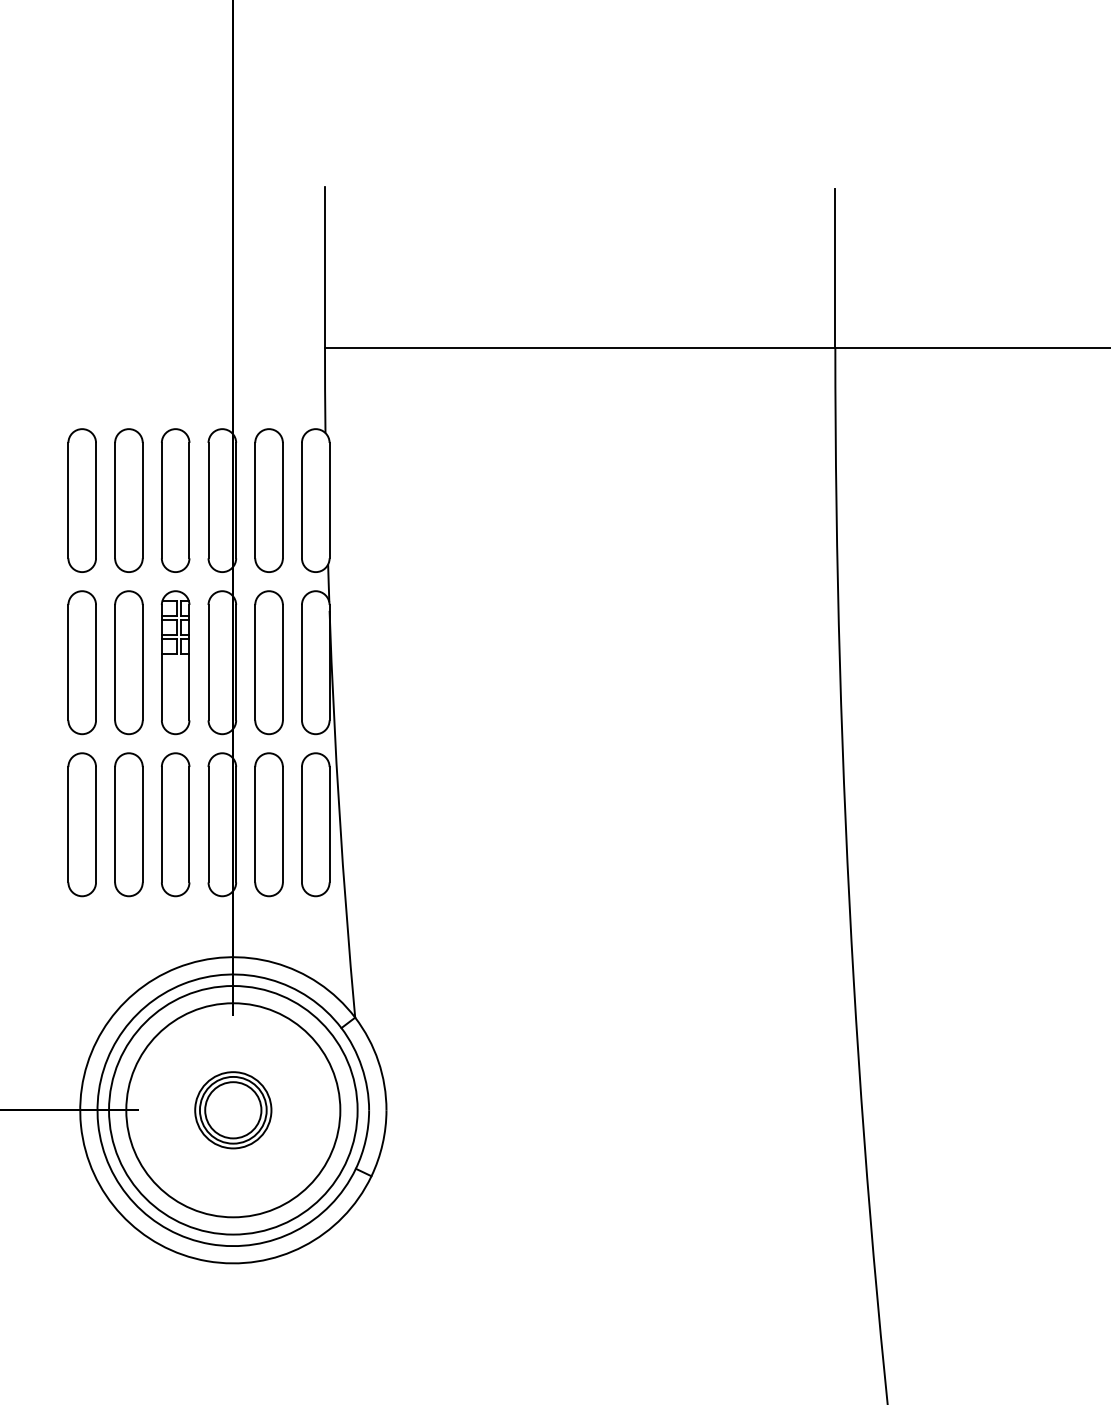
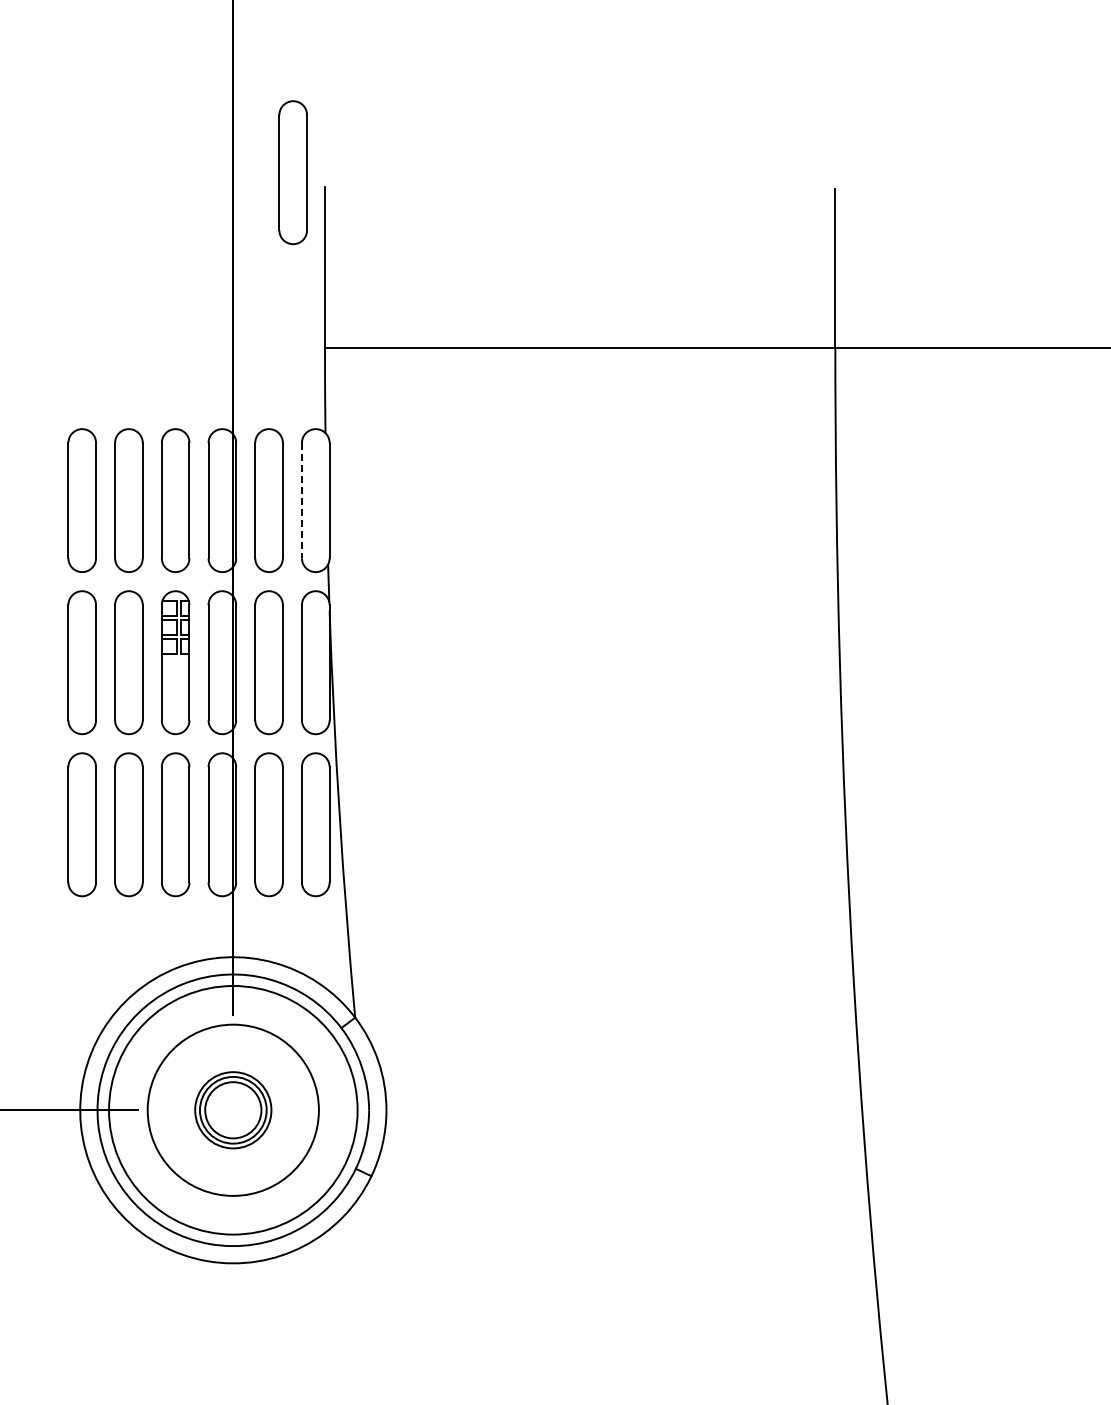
part: none -> present (292, 172)
line: solid -> dashed (301, 500)
circle diameter: 214 px -> 171 px (232, 1109)
